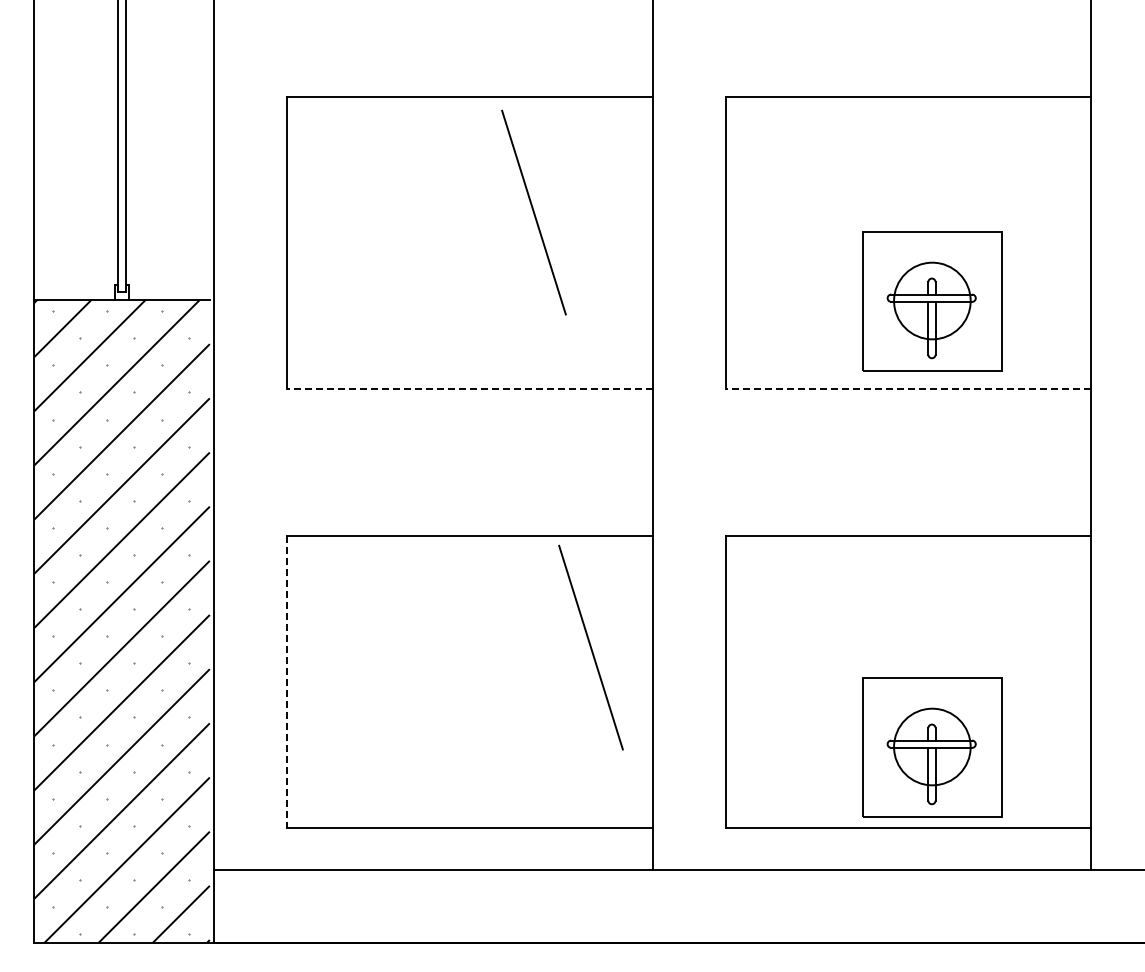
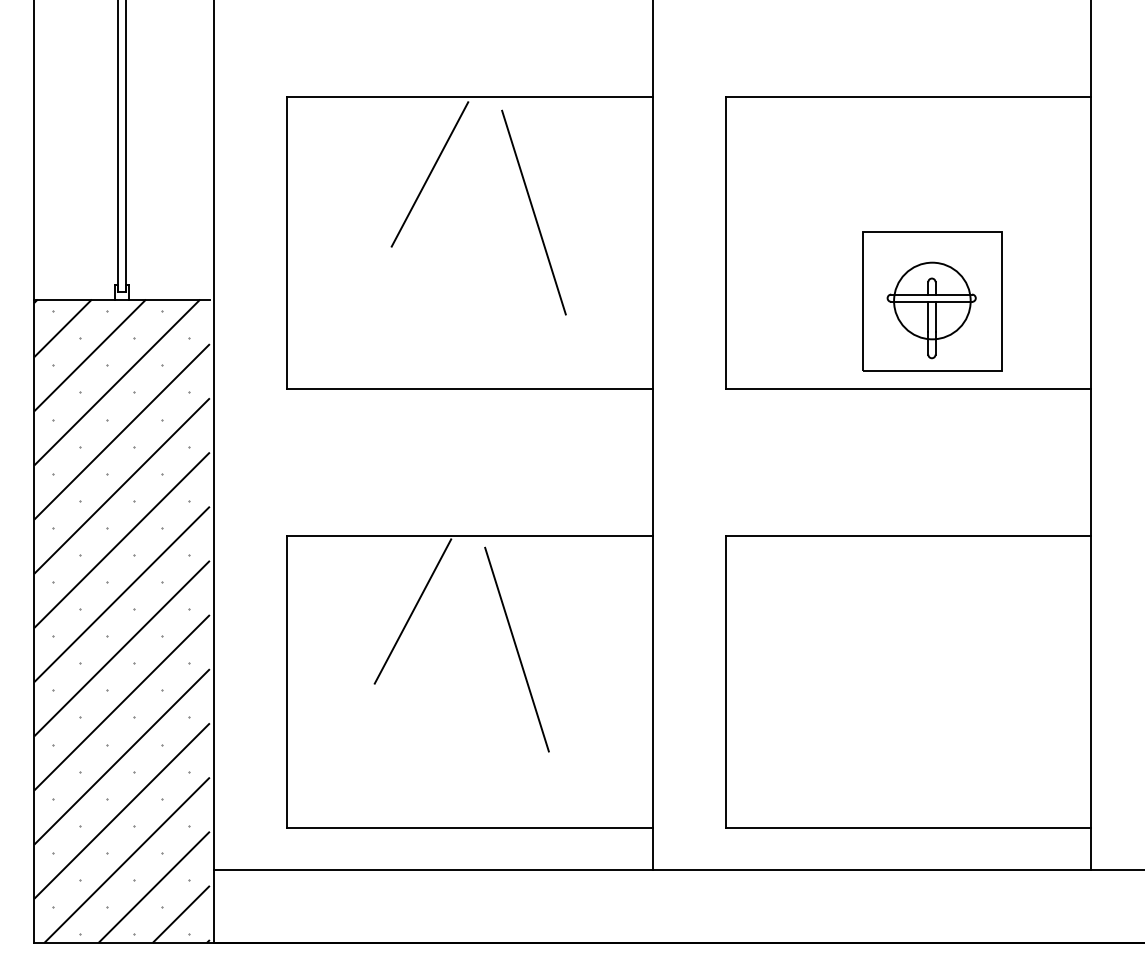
line: none -> present (429, 174)
line: dashed -> solid (469, 389)
line: dashed -> solid (908, 389)
line: none -> present (412, 611)
line position: (590, 647) -> (516, 649) (516, 649)
line: dashed -> solid (287, 682)
part: present -> none (932, 747)
